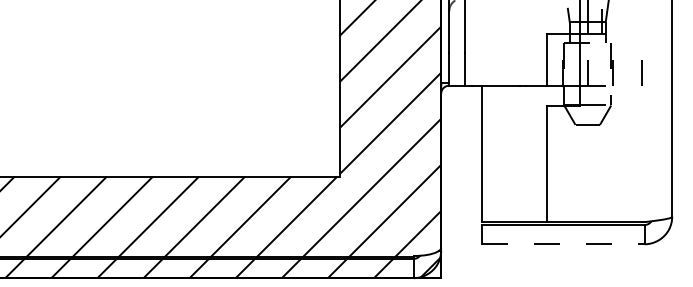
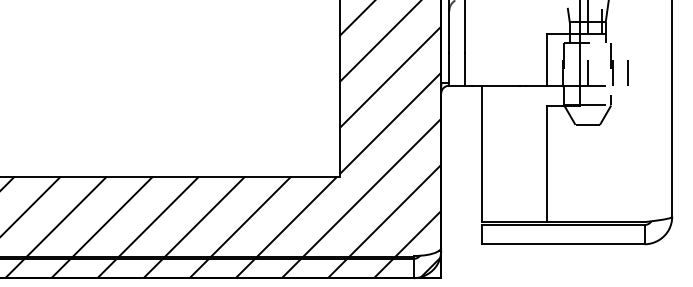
line position: (641, 72) -> (627, 72) (627, 72)
line: dashed -> solid (563, 244)
